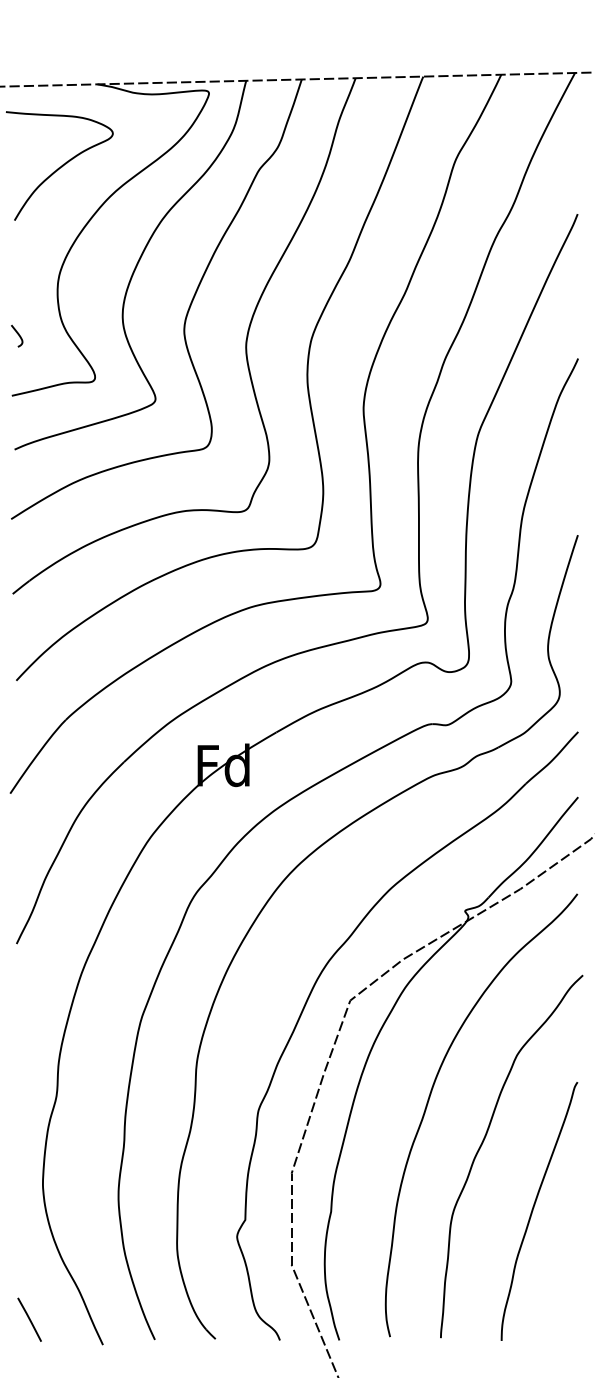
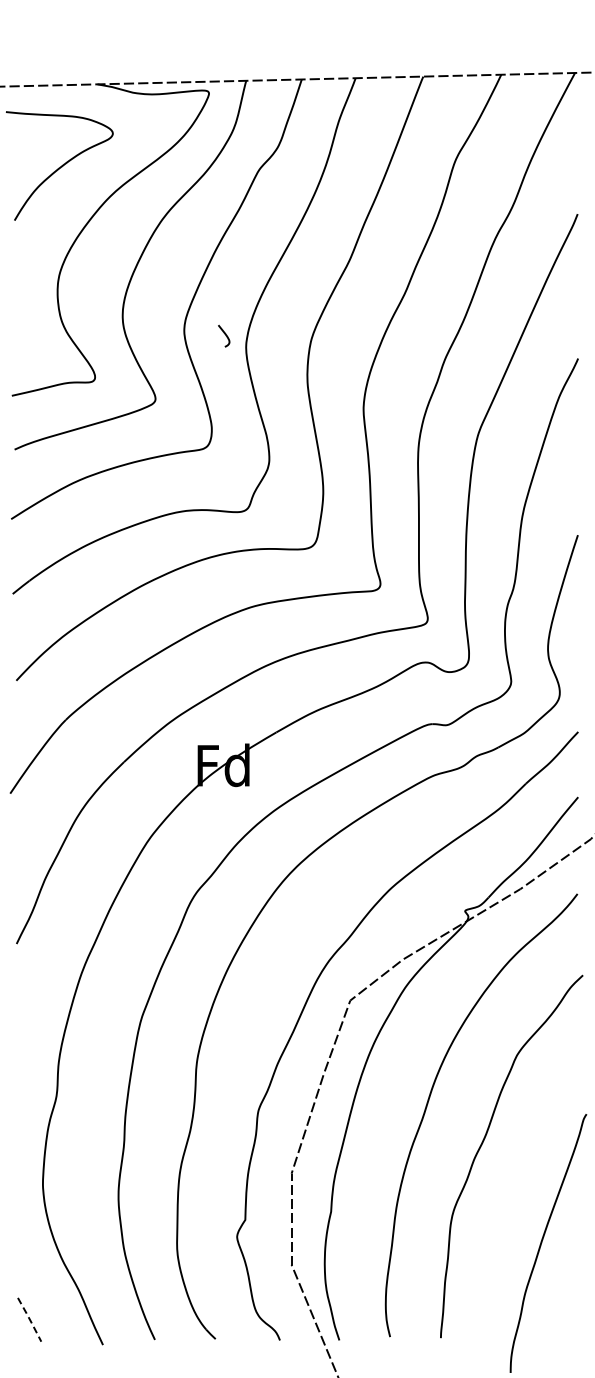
curve position: (17, 334) -> (224, 334) (224, 334)
curve position: (533, 1210) -> (542, 1242) (542, 1242)
line: solid -> dashed (30, 1320)
